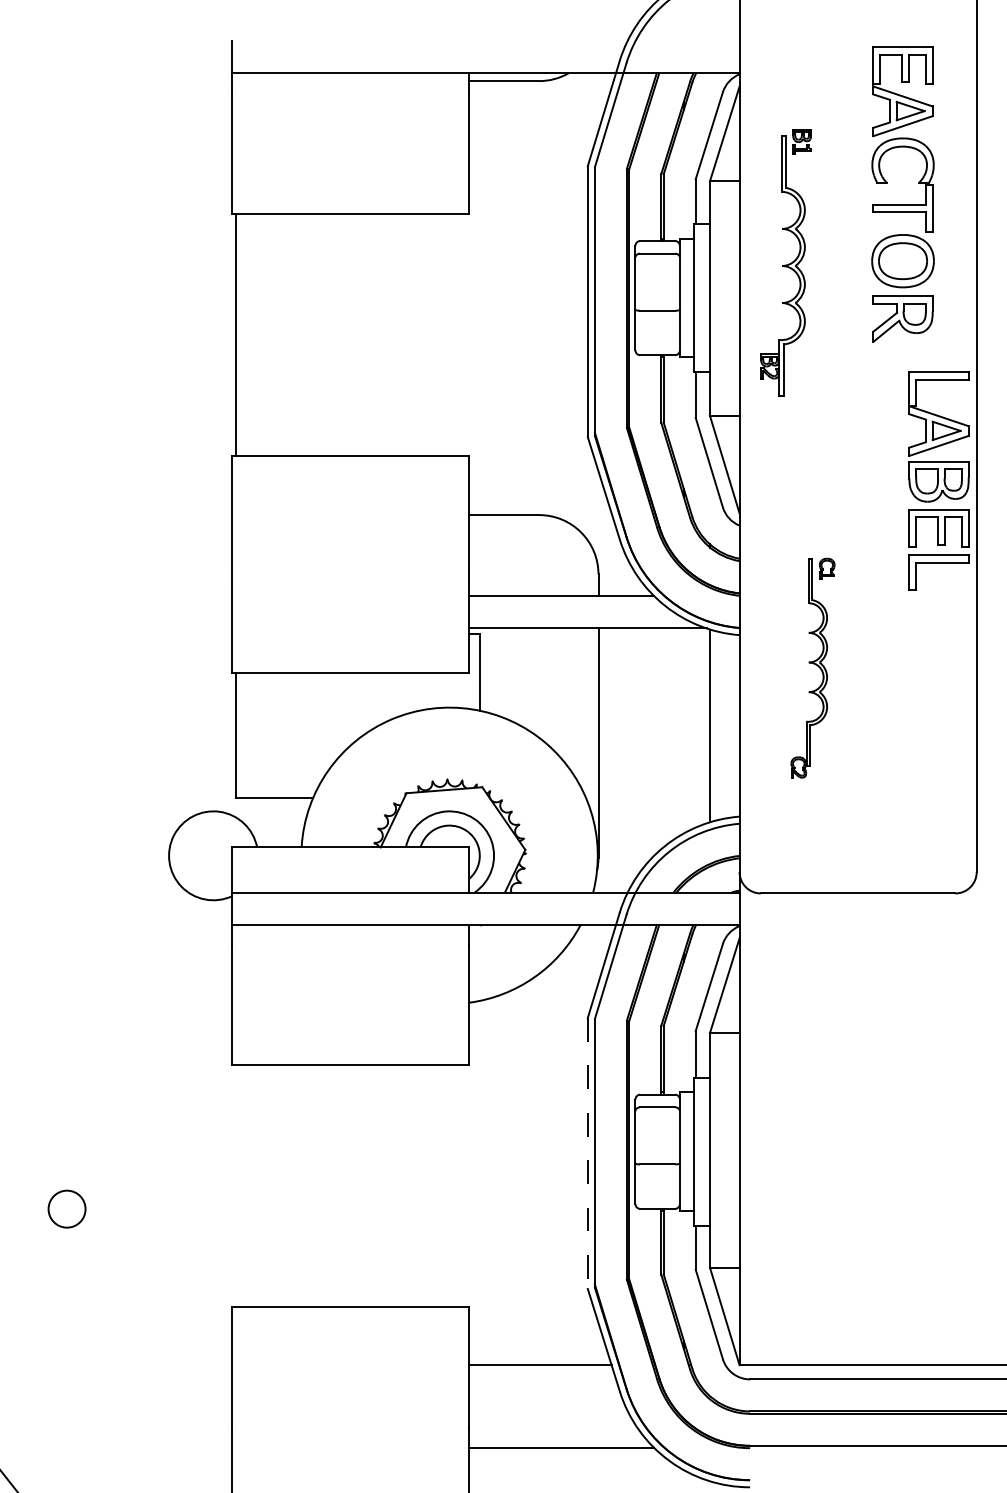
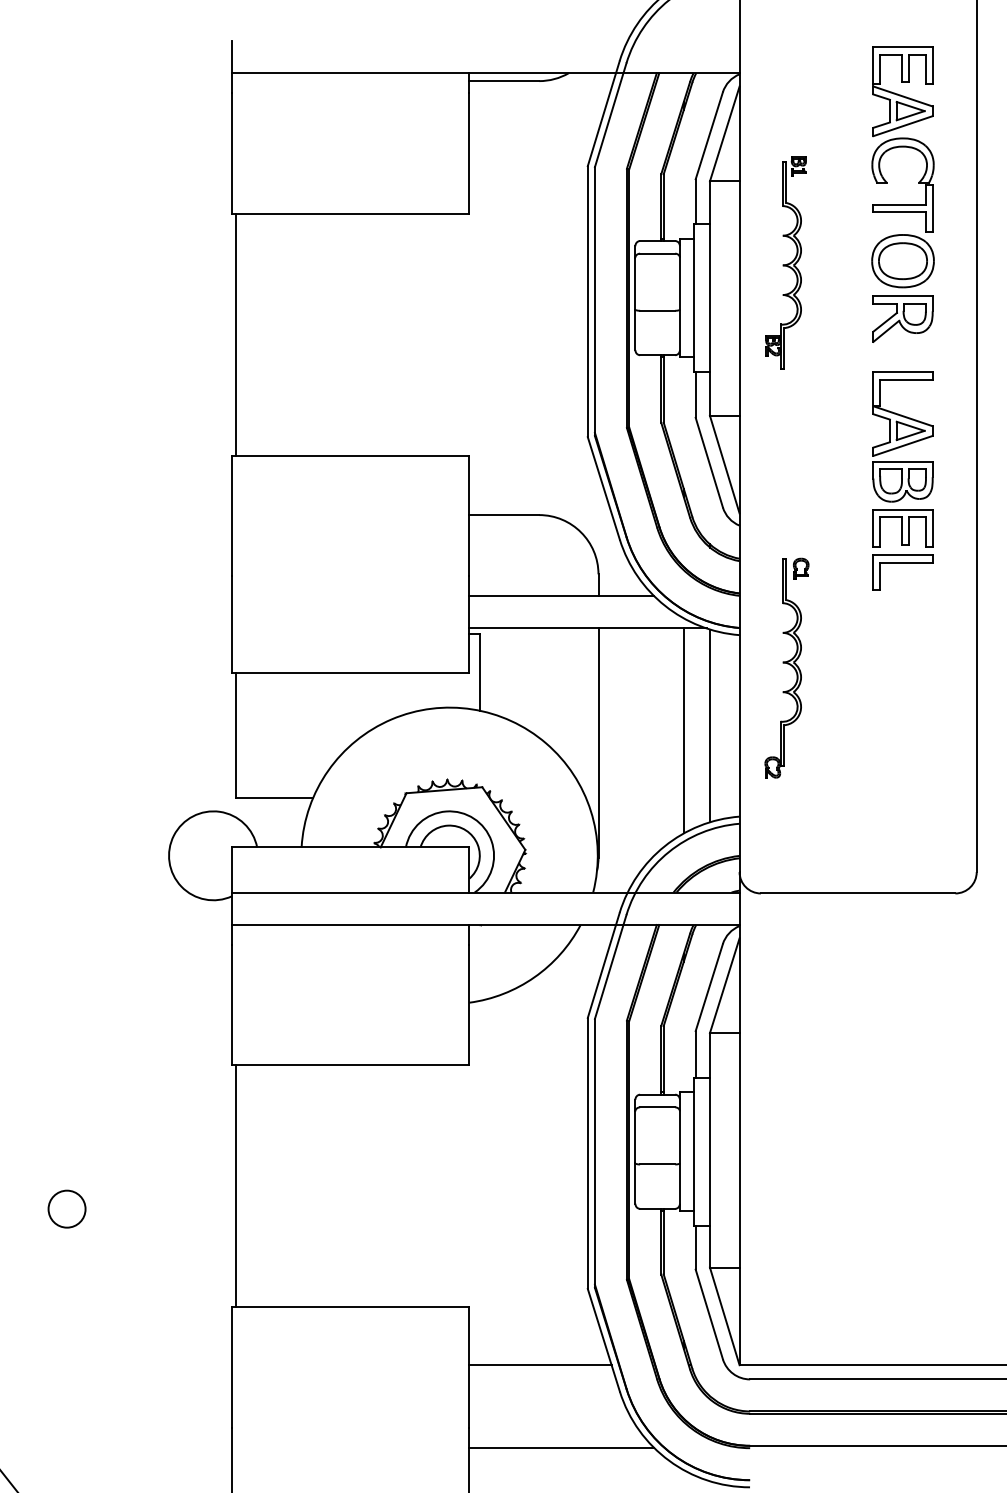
part size: 52x268 px -> 42x214 px (785, 262)
part position: (938, 480) -> (902, 480) (902, 480)
part position: (812, 667) -> (786, 667) (786, 667)
line: none -> present (683, 730)
line: dashed -> solid (587, 1153)
line: none -> present (235, 1186)
